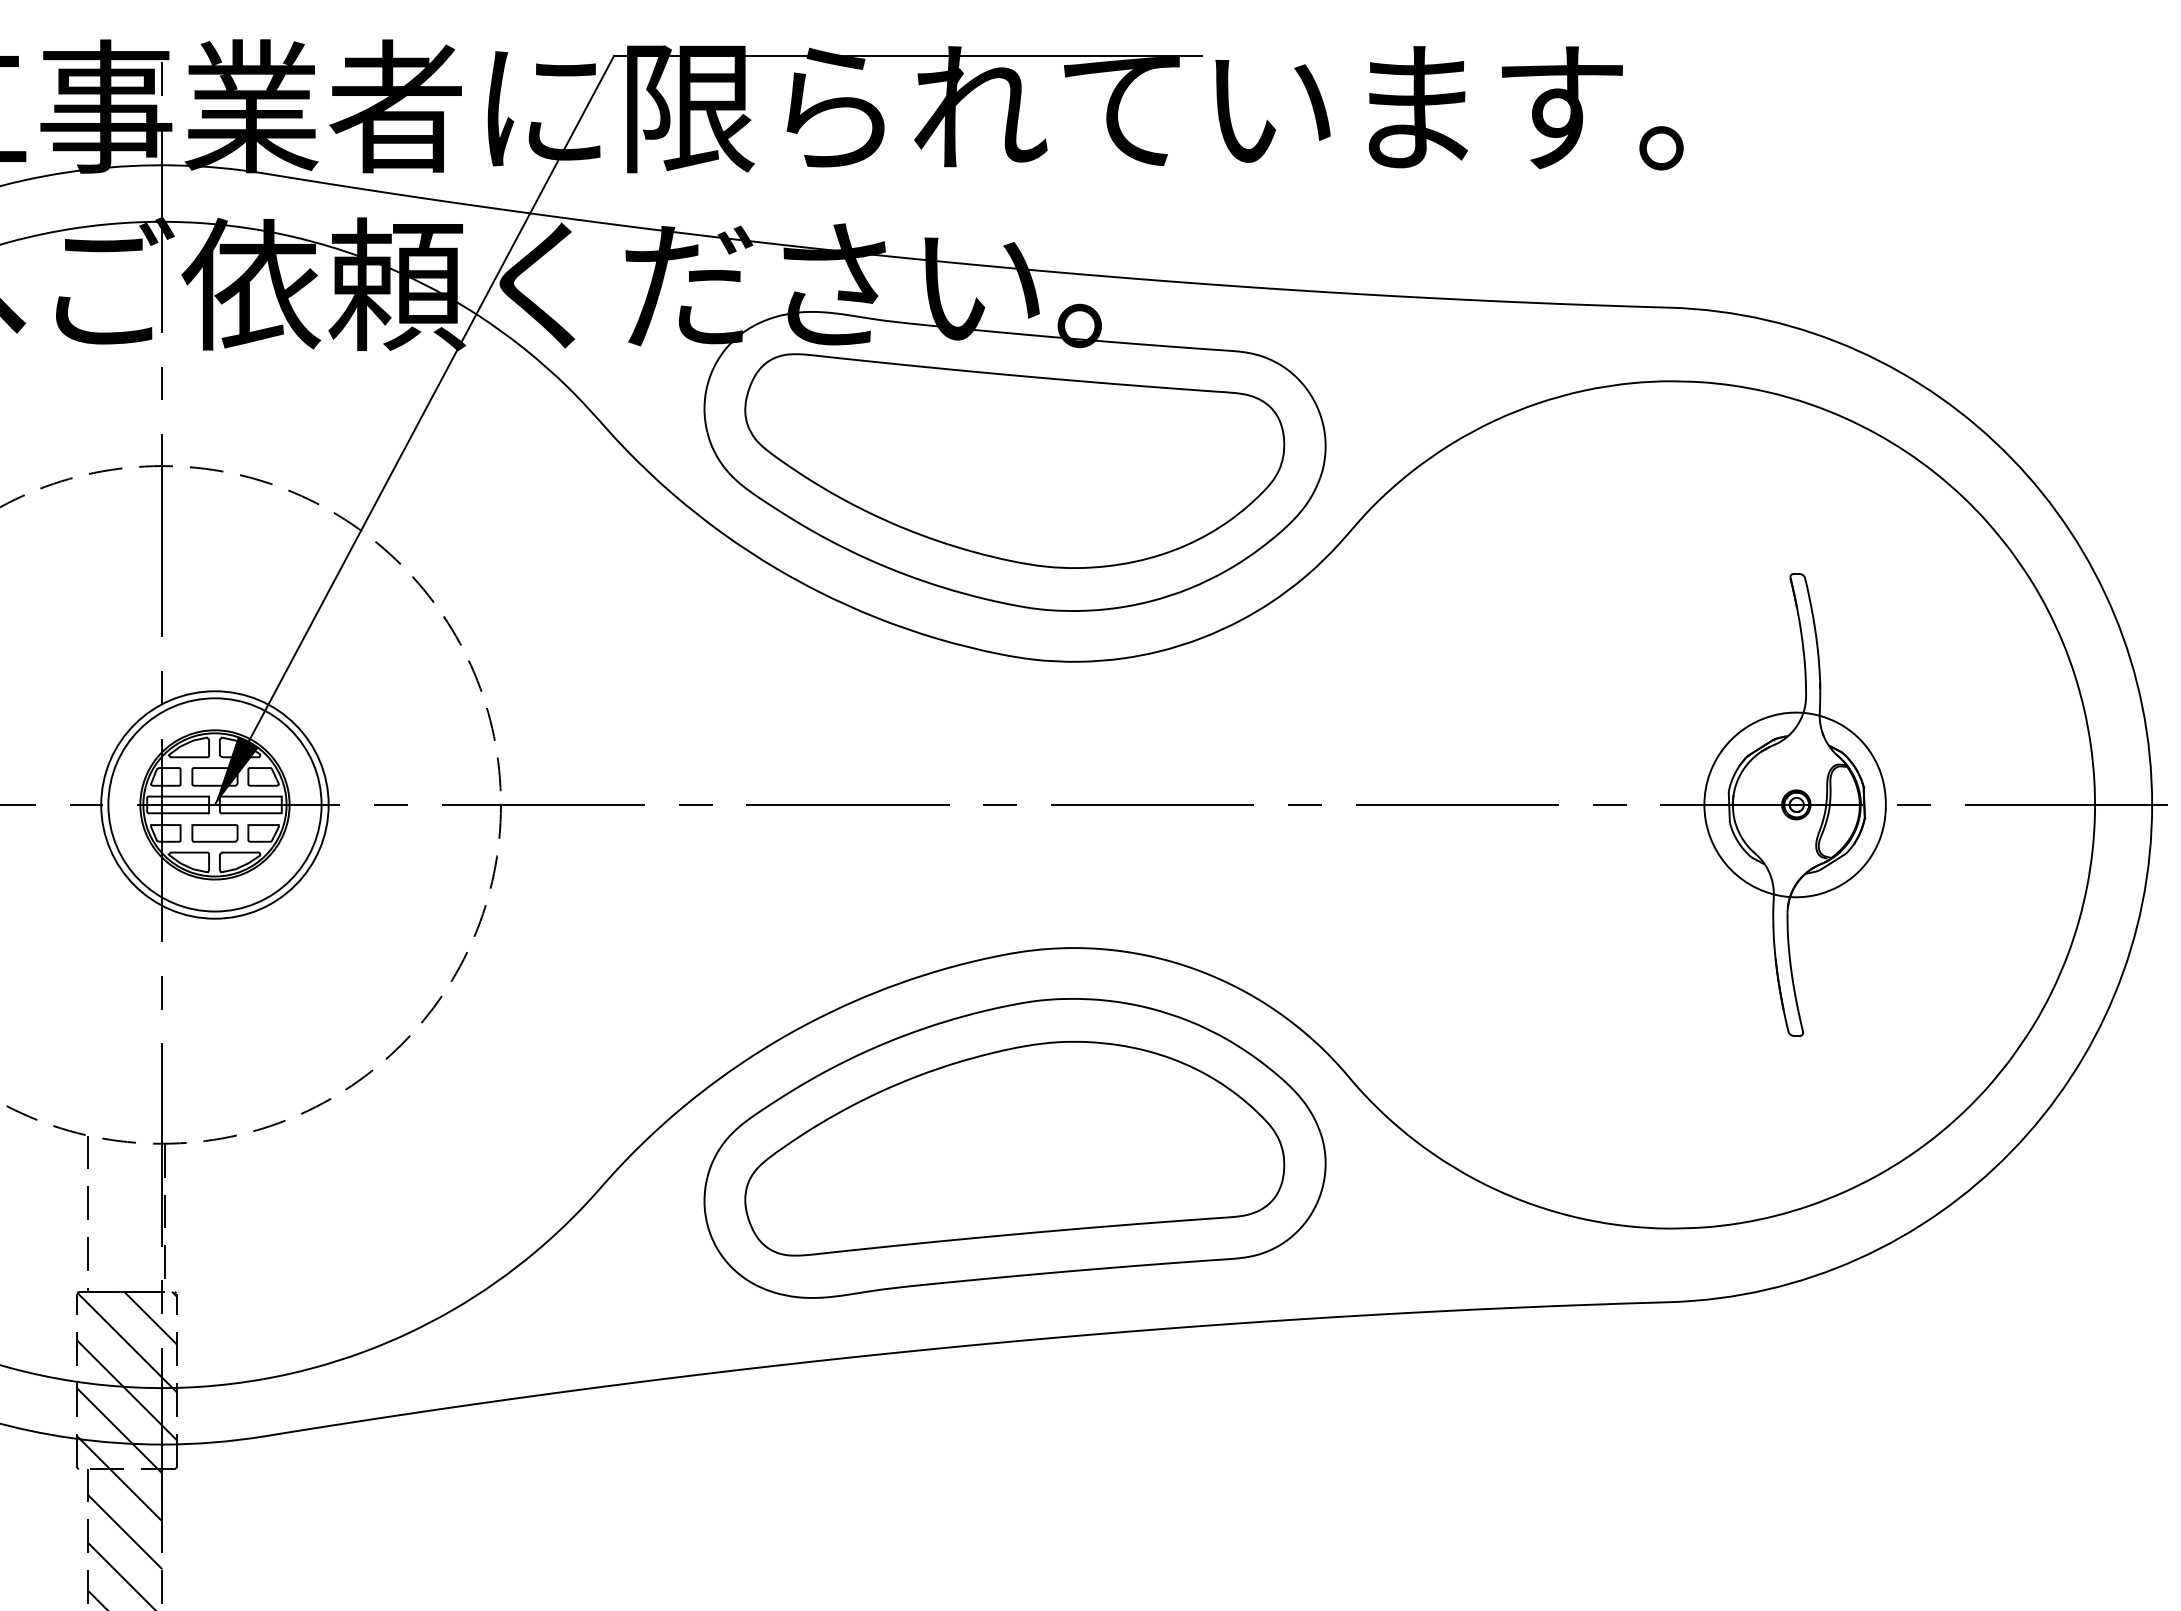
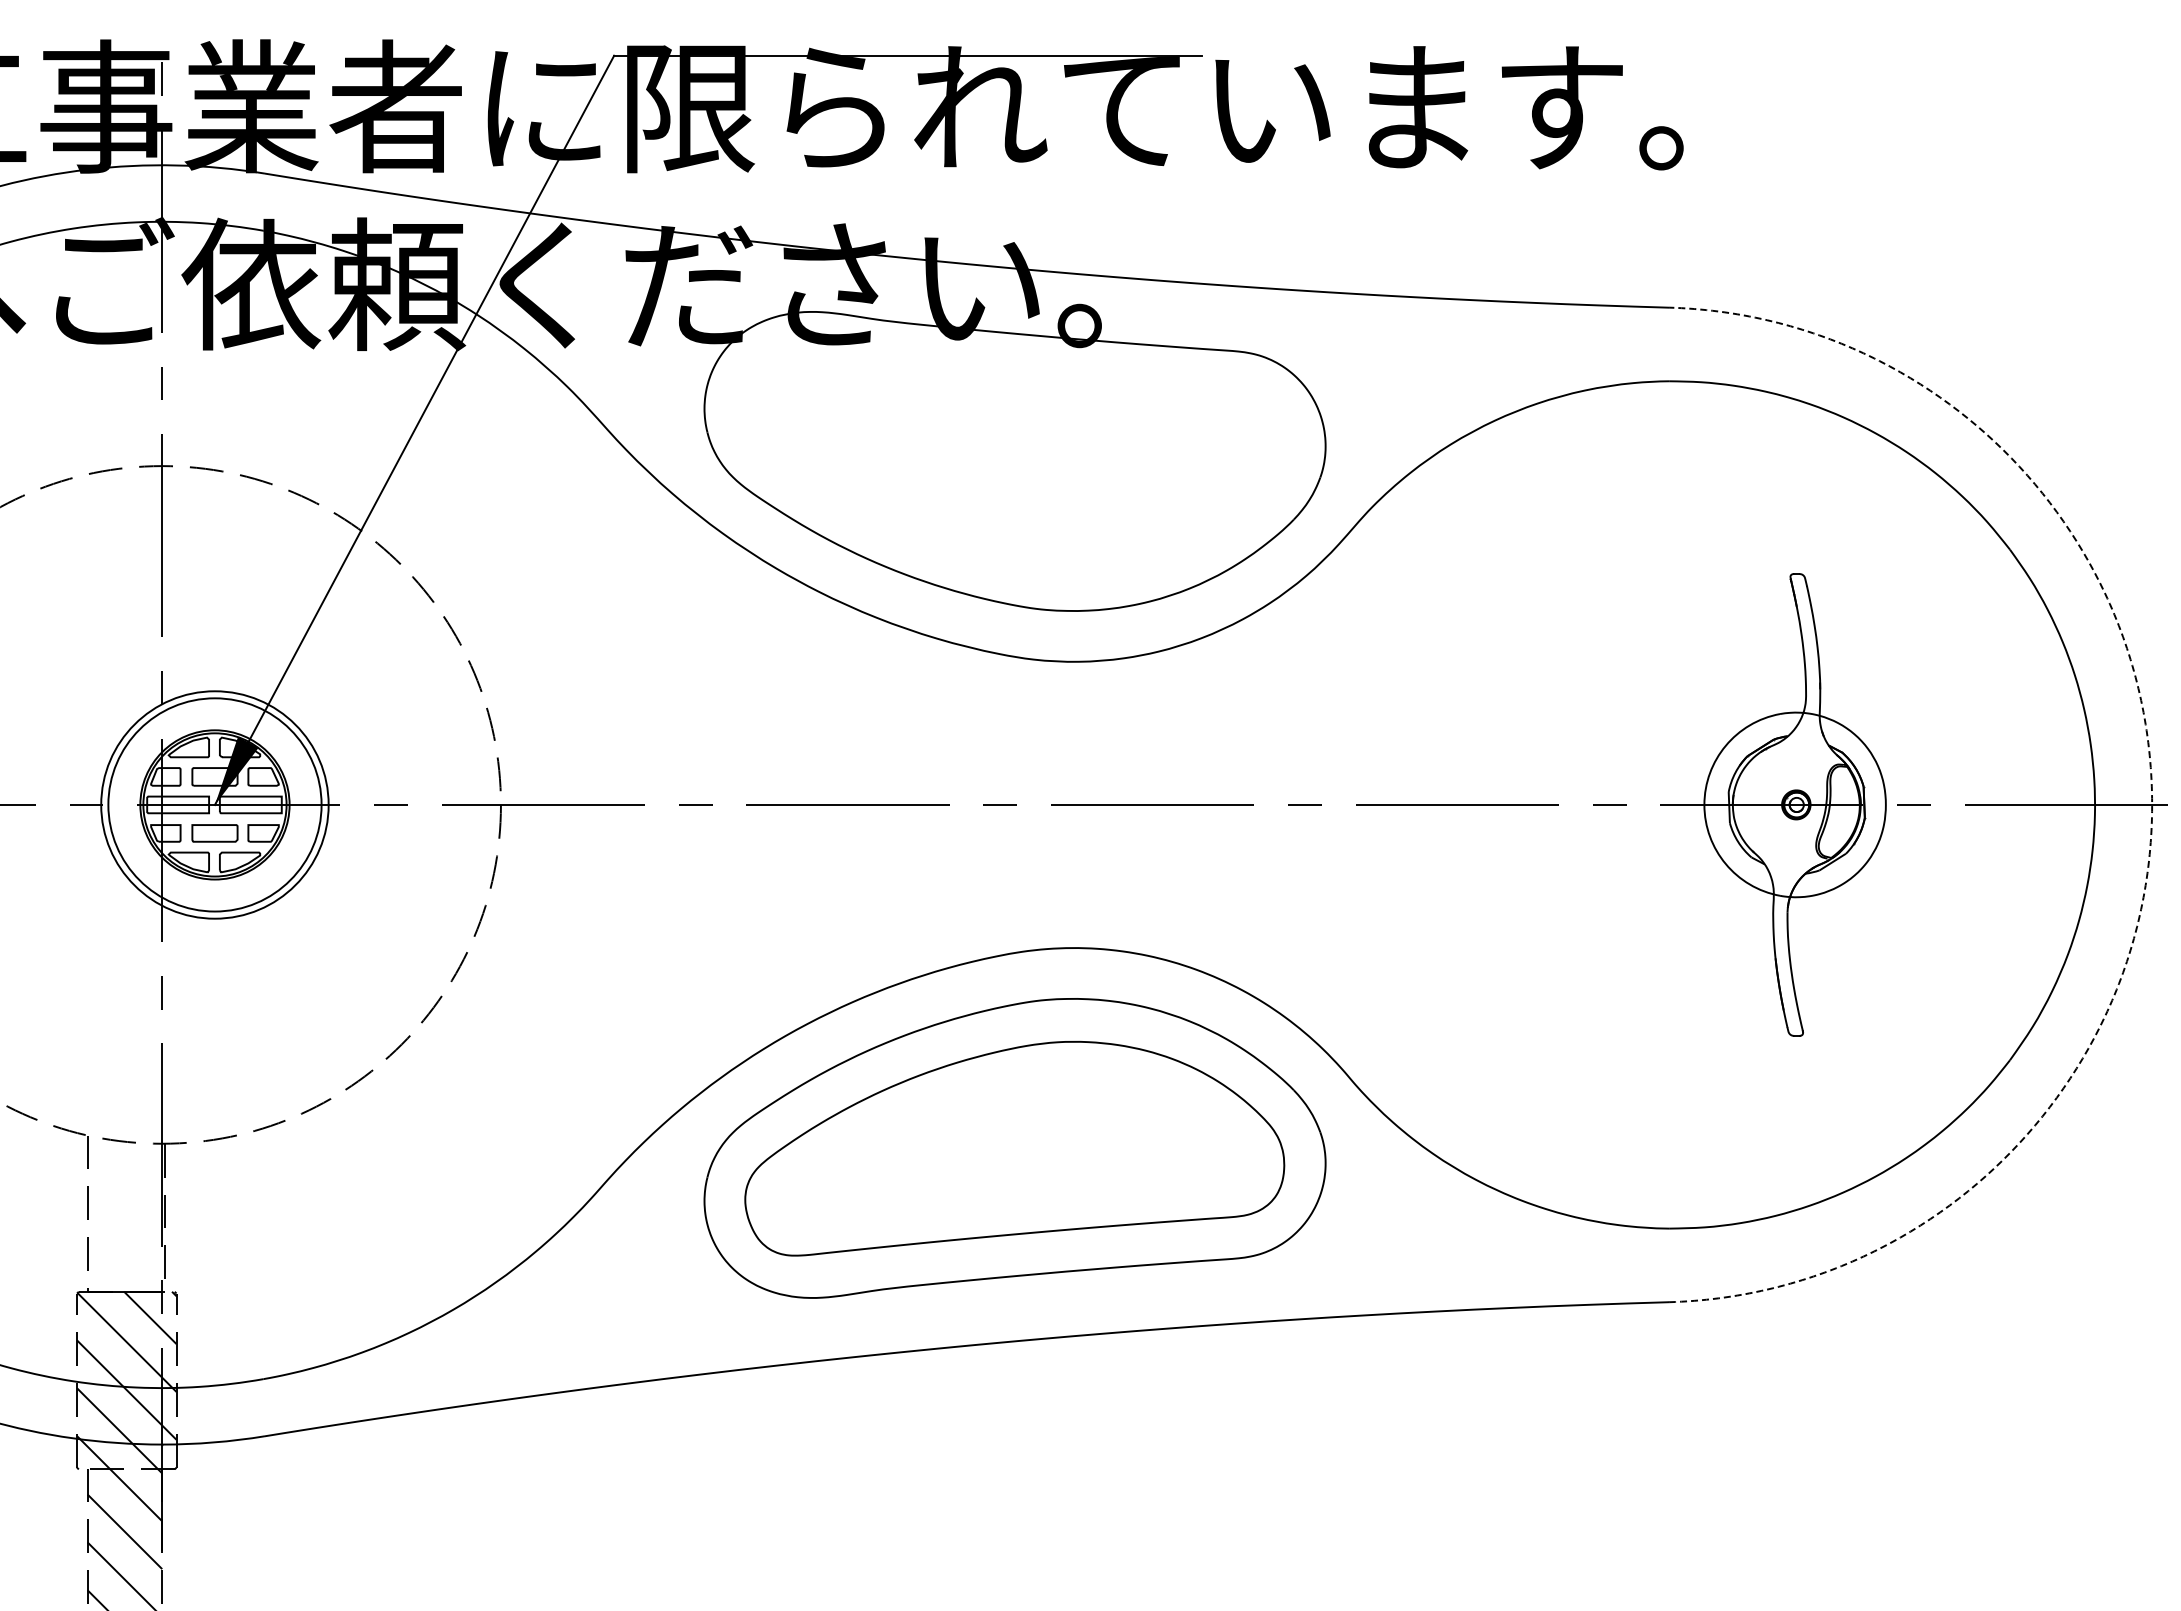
part: present -> none (1014, 460)
arc: solid -> dashed (2152, 804)
